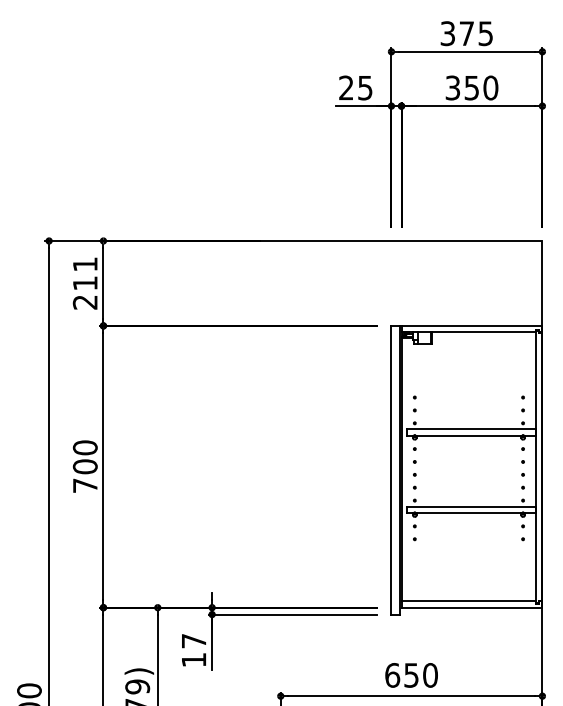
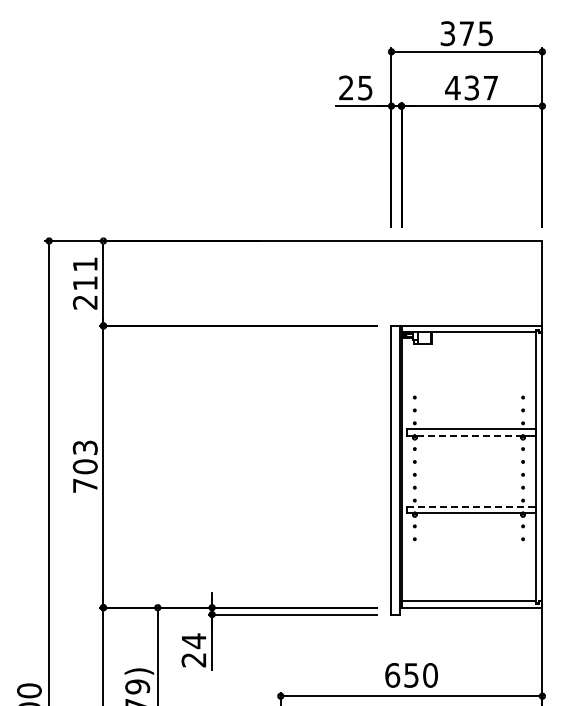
text: 350 -> 437 (471, 87)
line: solid -> dashed (469, 435)
text: 700 -> 703 (84, 447)
line: solid -> dashed (471, 506)
text: 17 -> 24 (193, 650)
